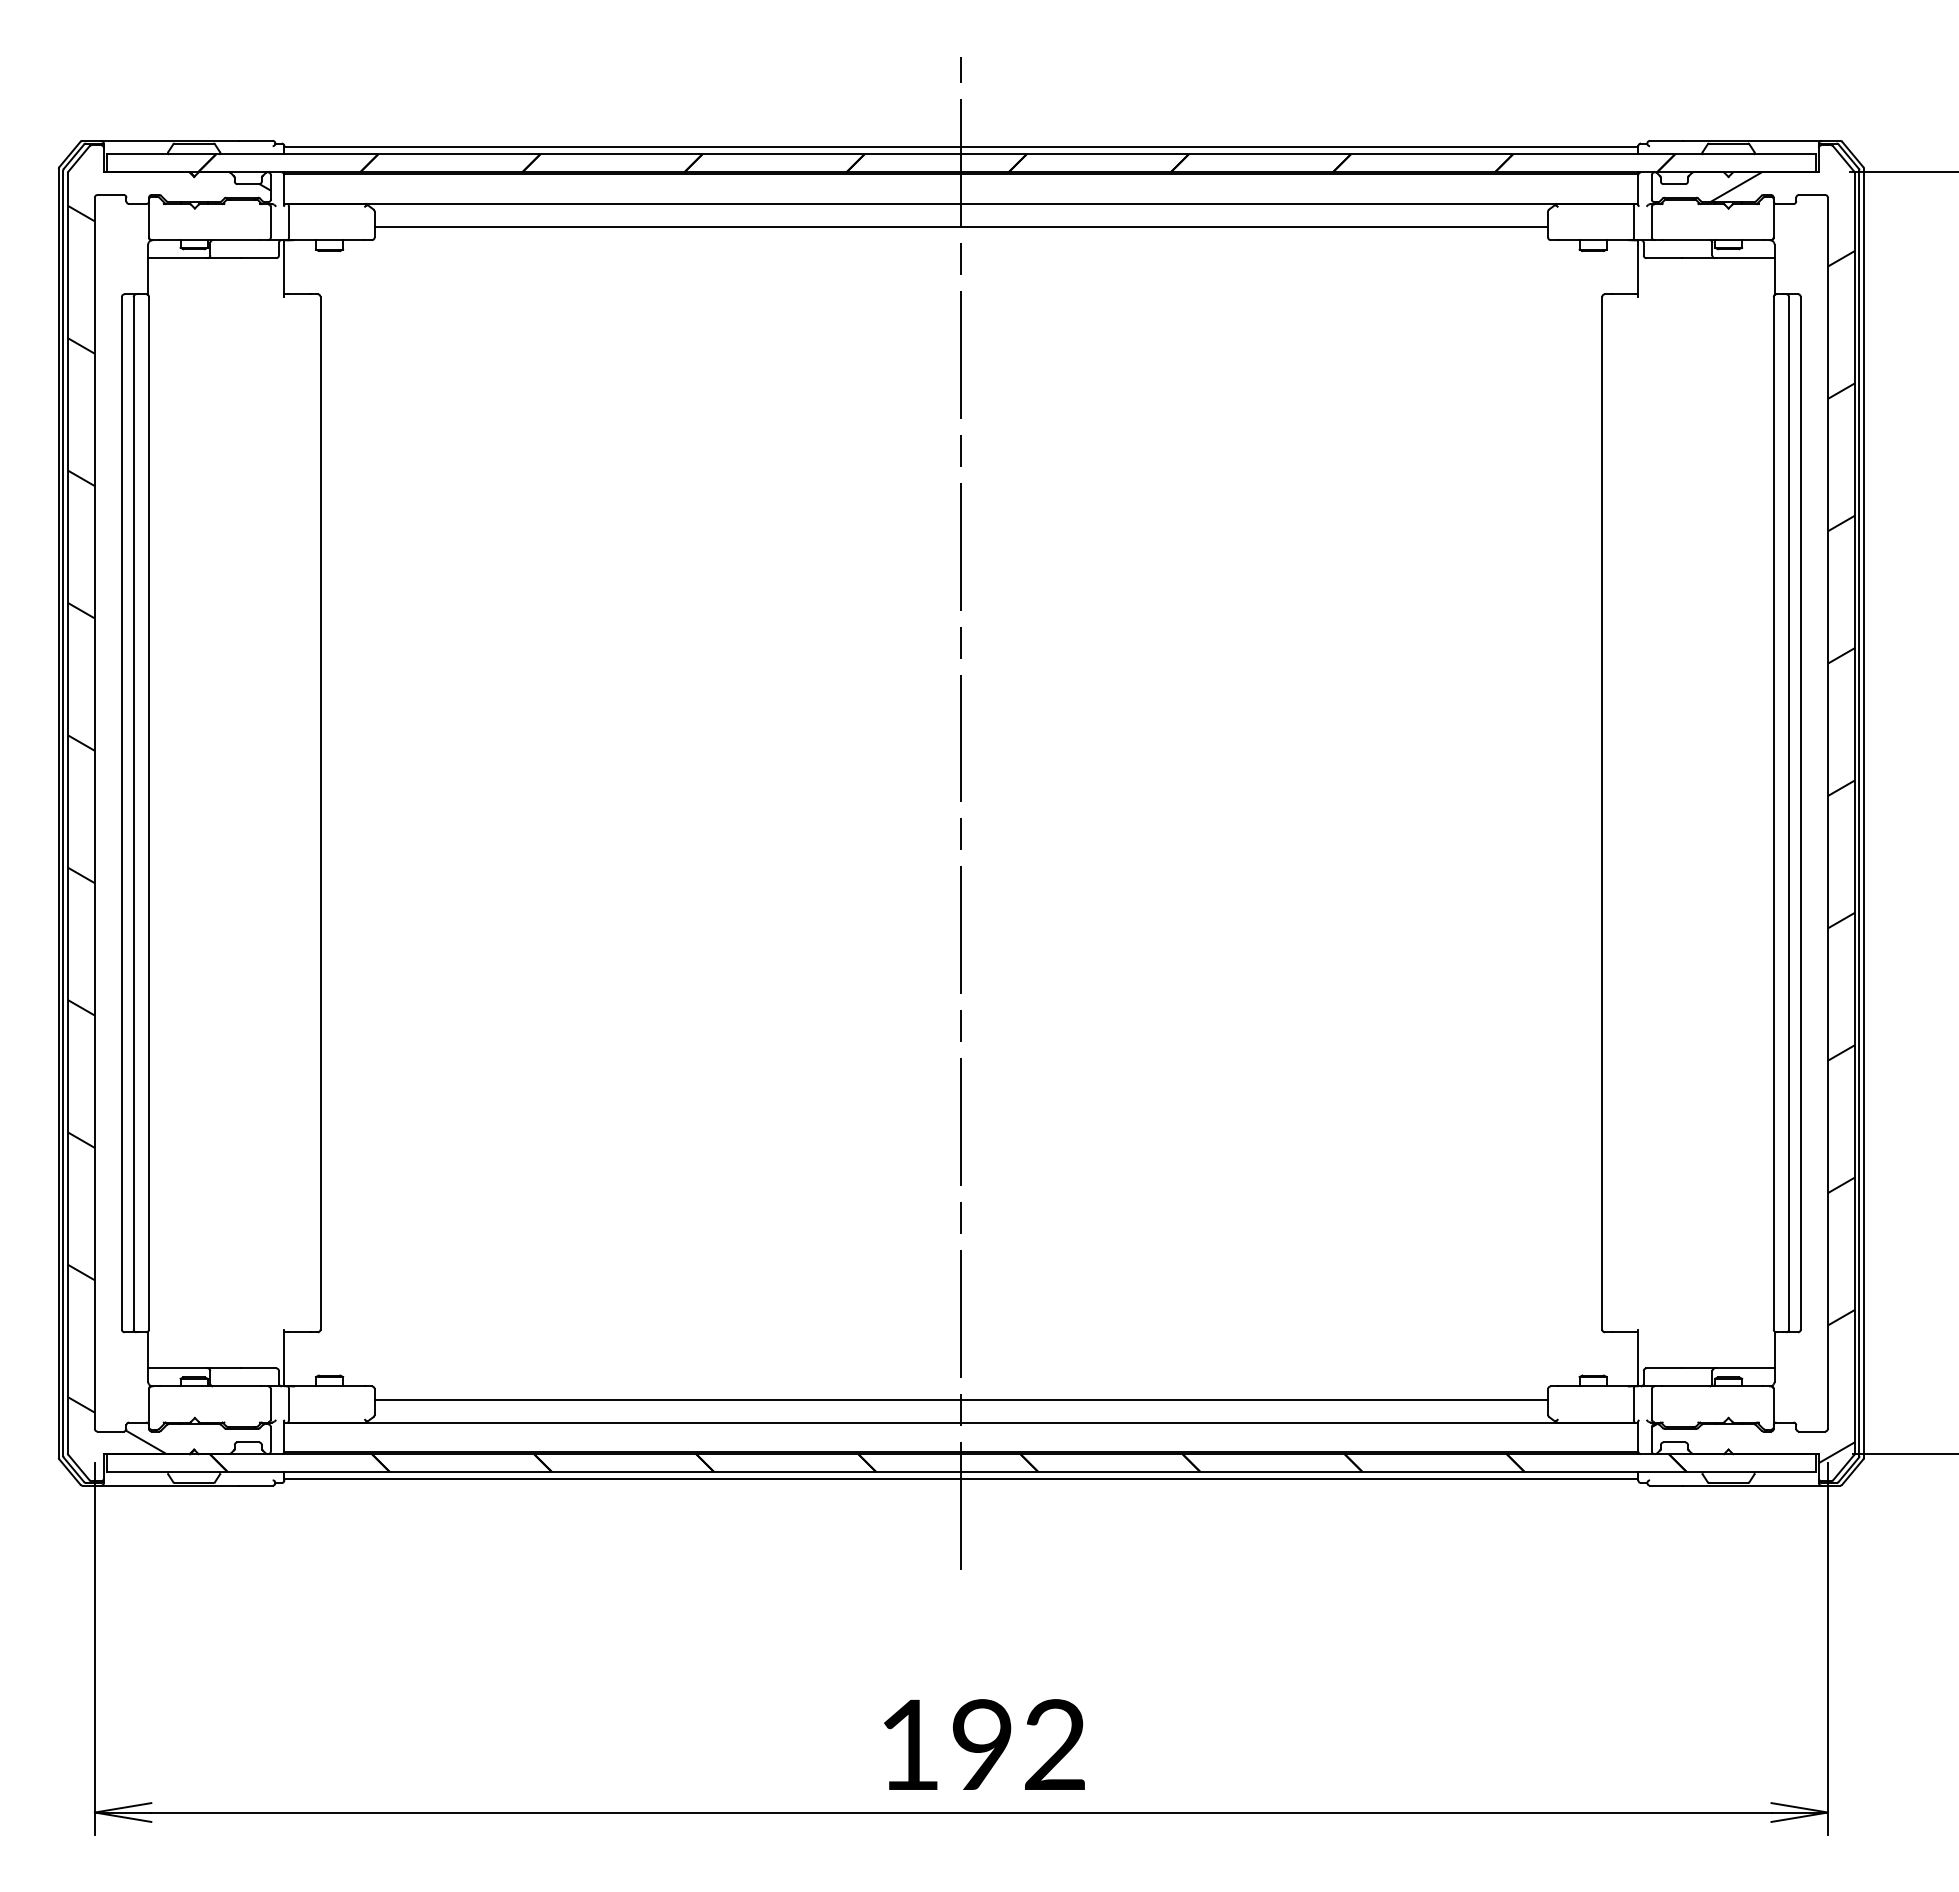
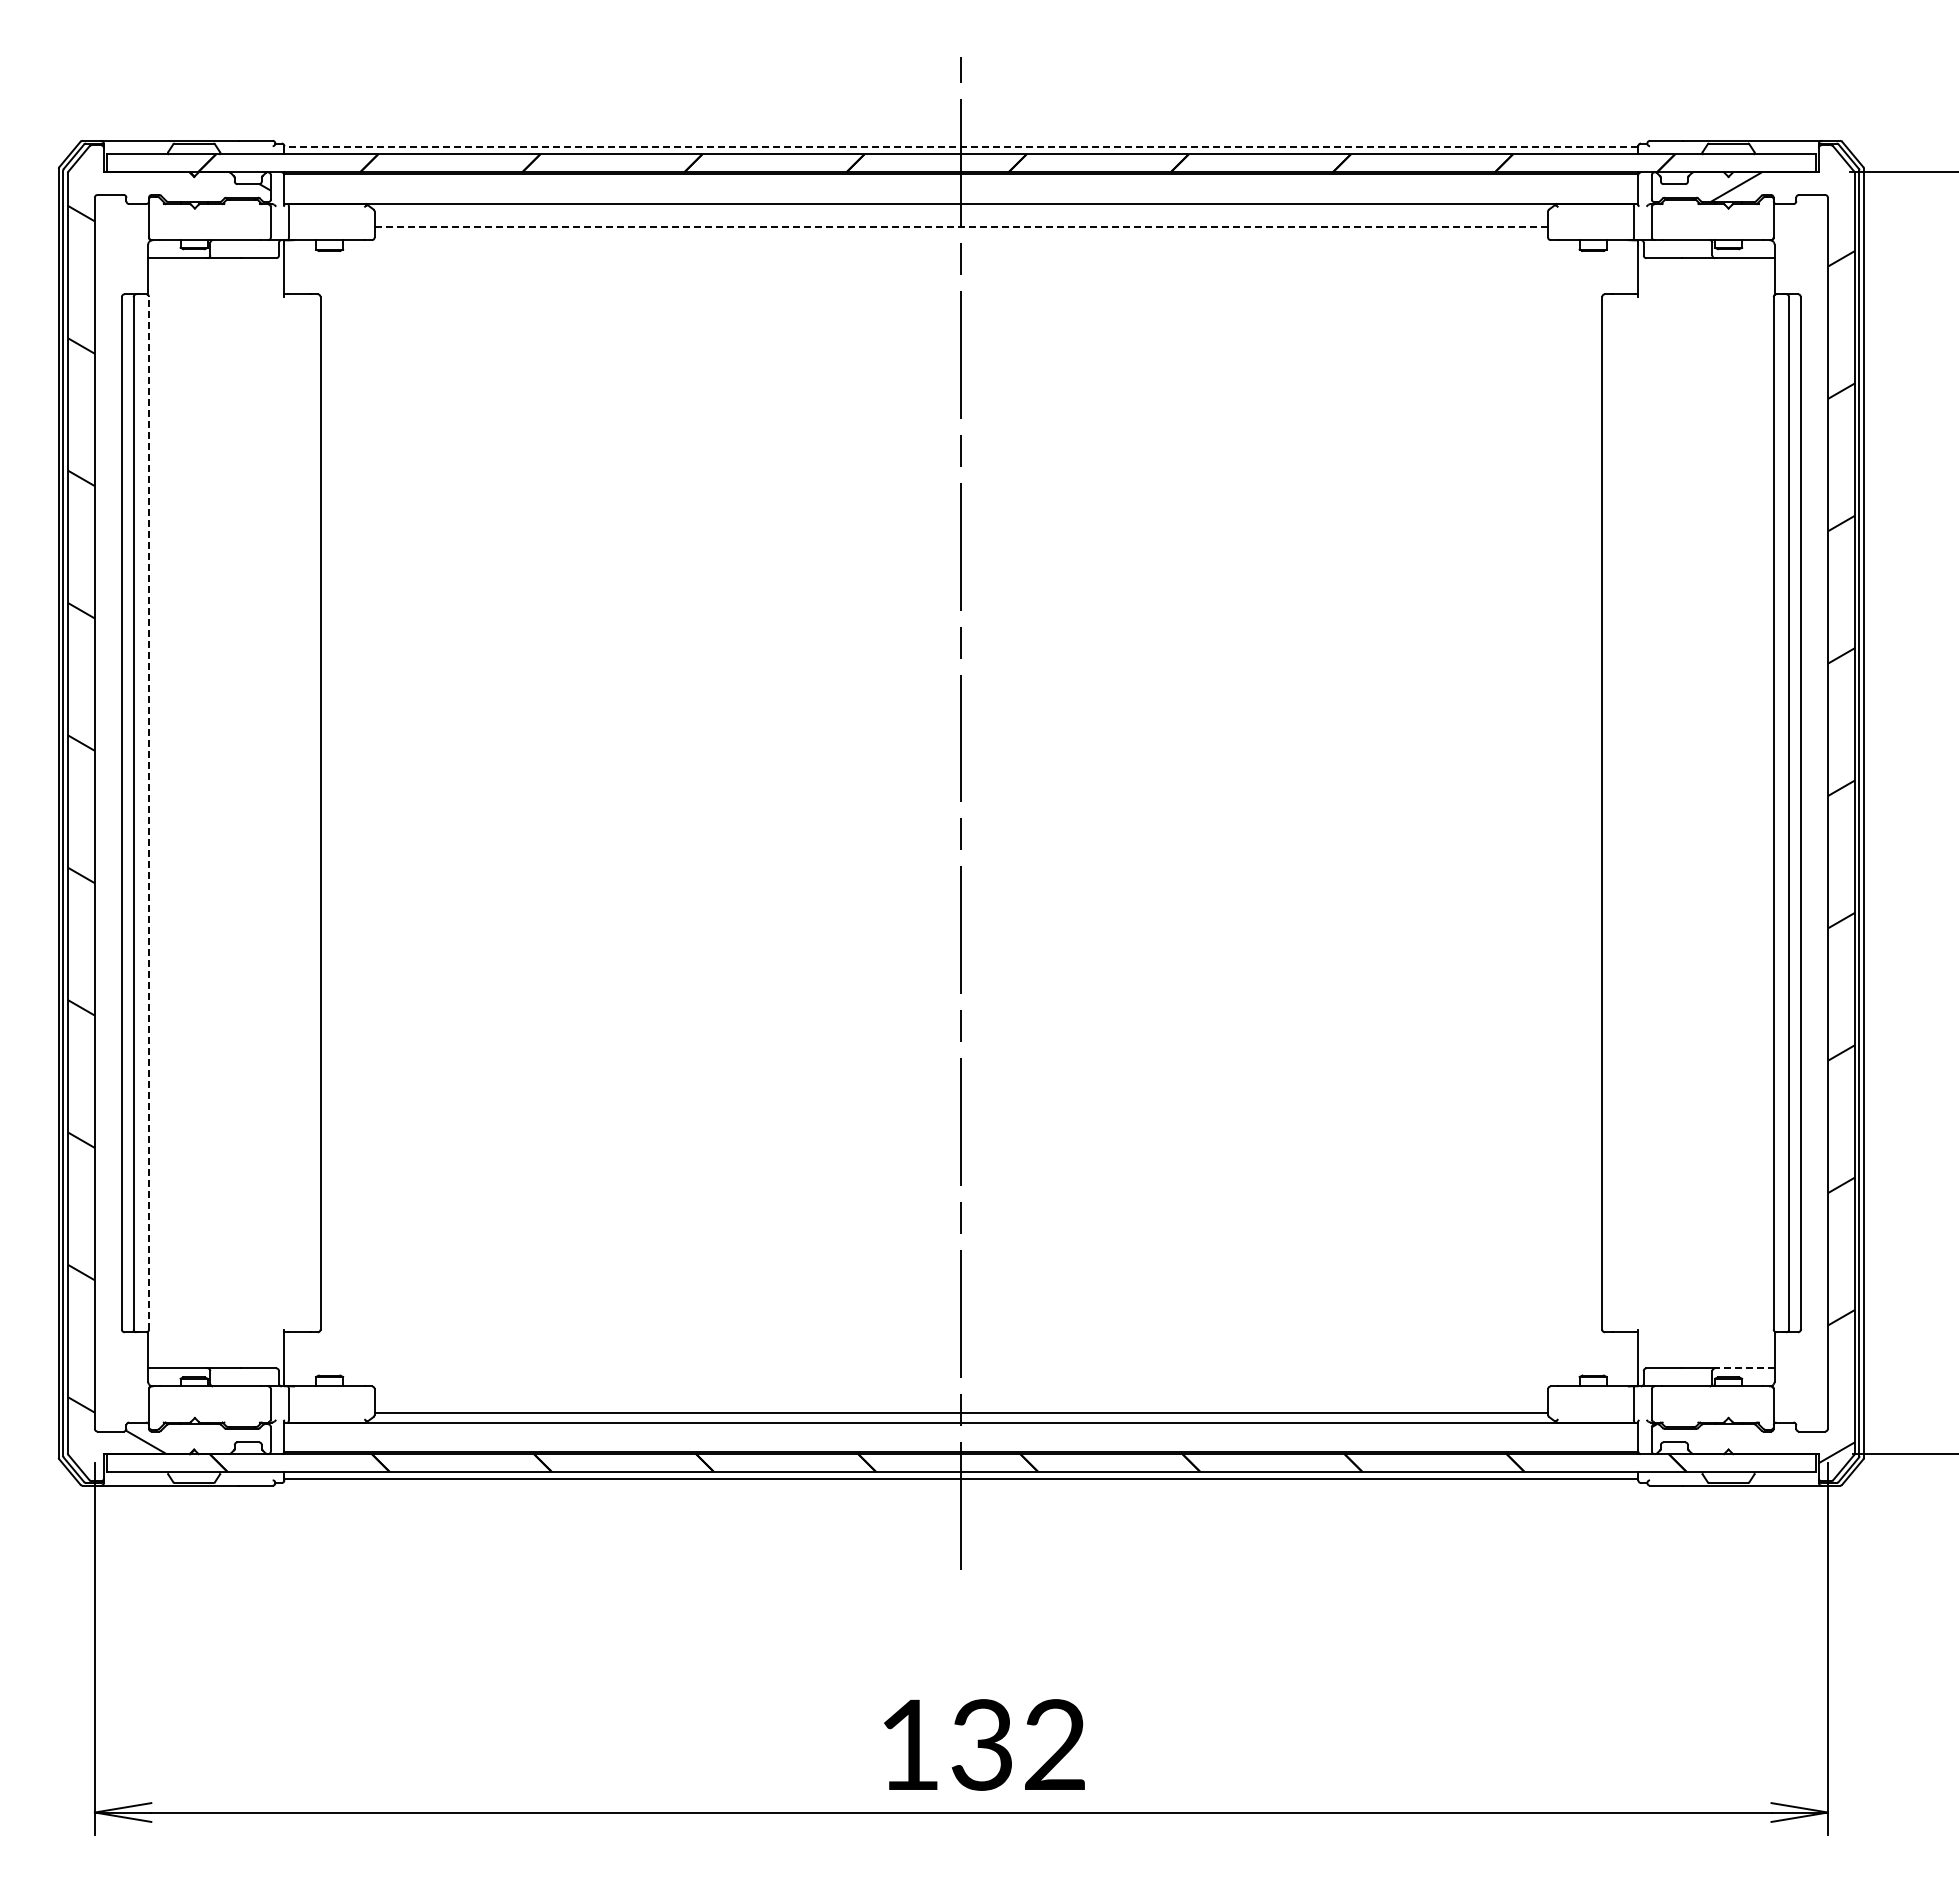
line: solid -> dashed (961, 147)
line: solid -> dashed (961, 226)
line: solid -> dashed (149, 812)
line: solid -> dashed (1745, 1368)
line position: (961, 1399) -> (961, 1412) (961, 1412)
text: 192 -> 132 (981, 1744)
